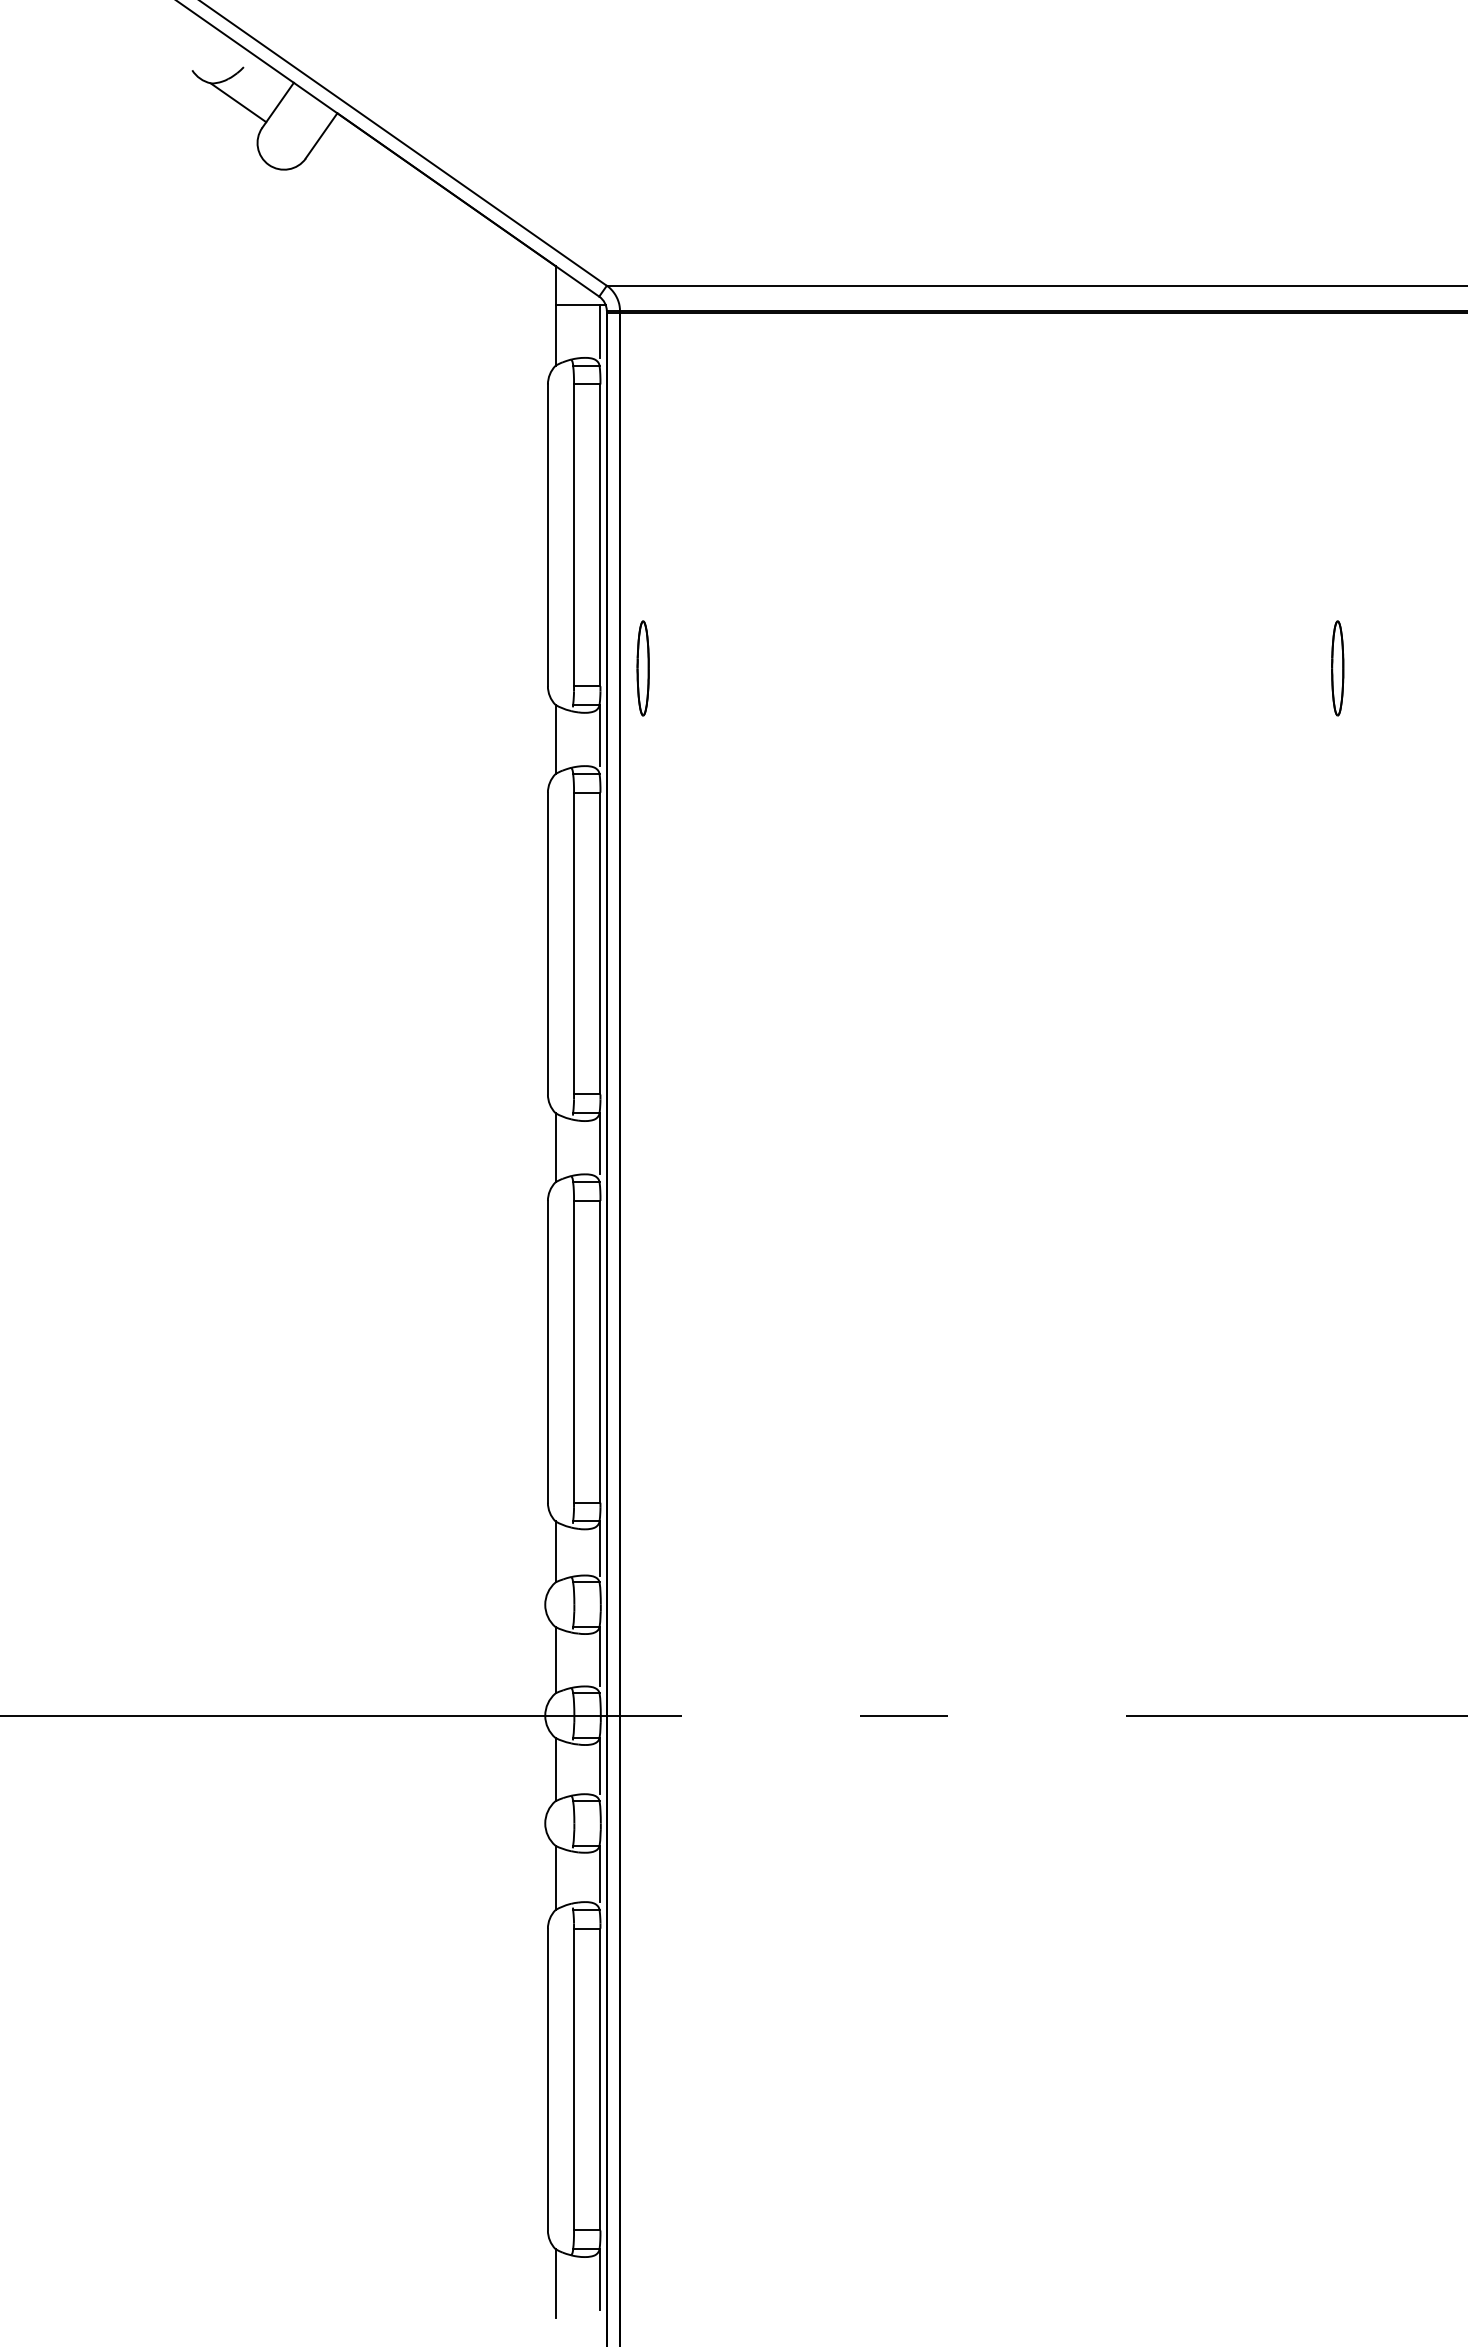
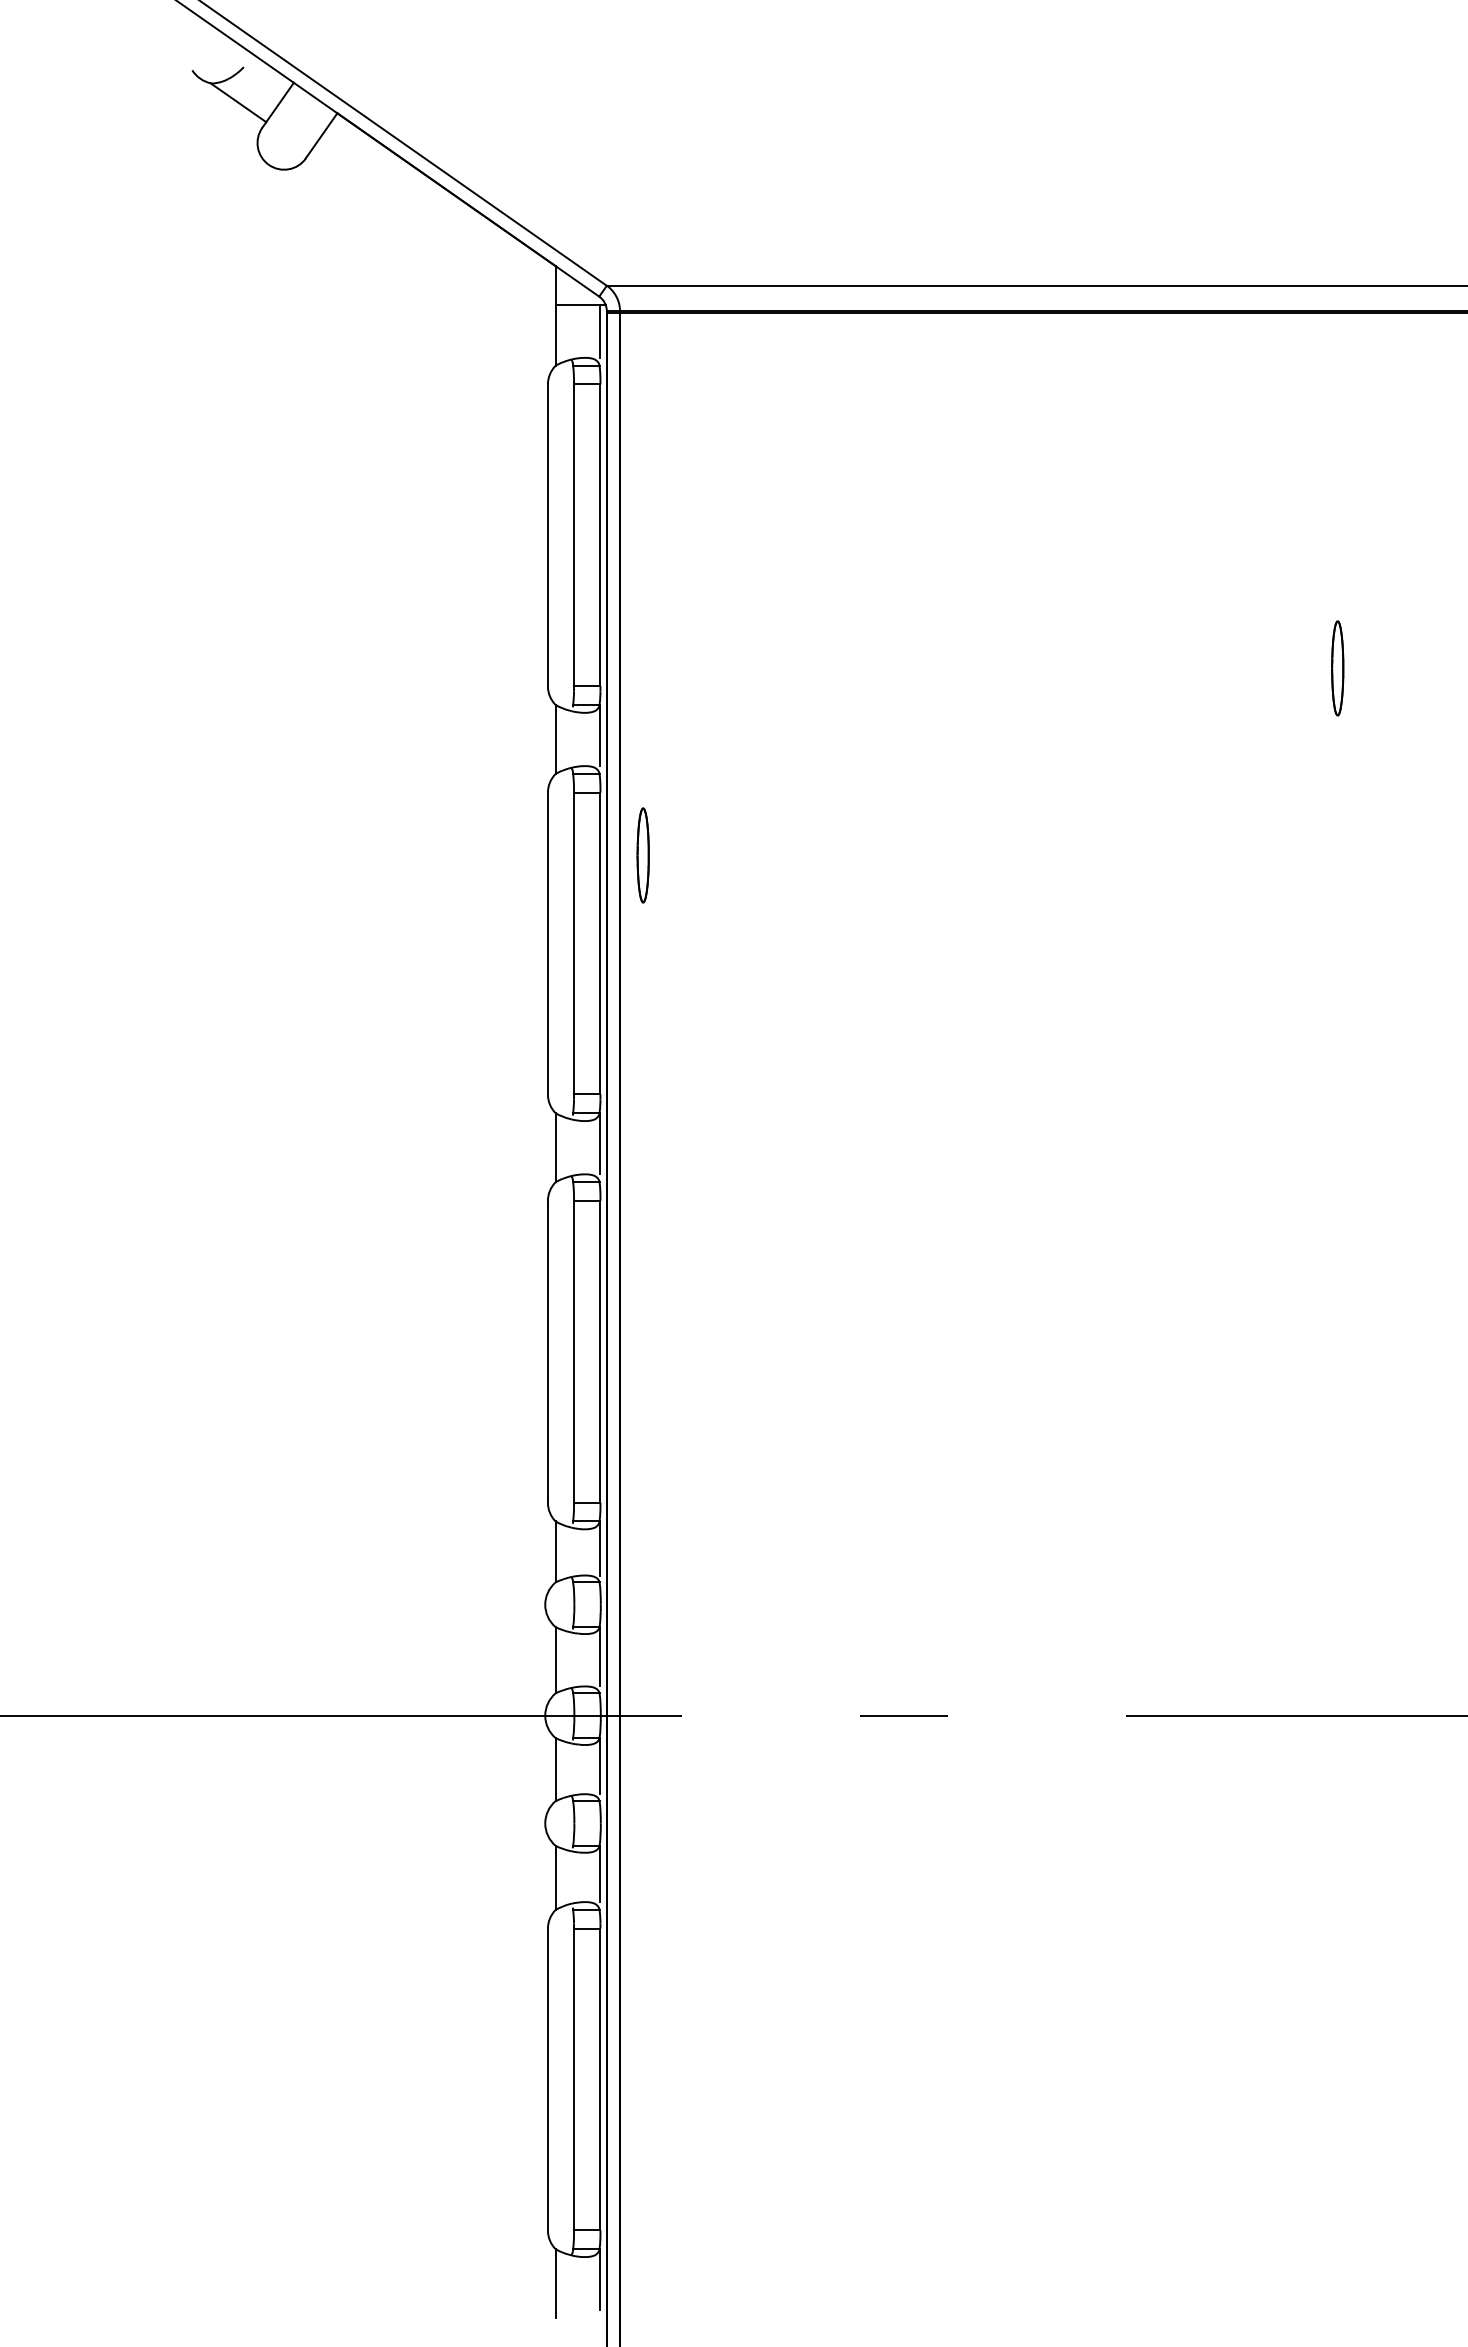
part position: (642, 668) -> (642, 855) (642, 855)
